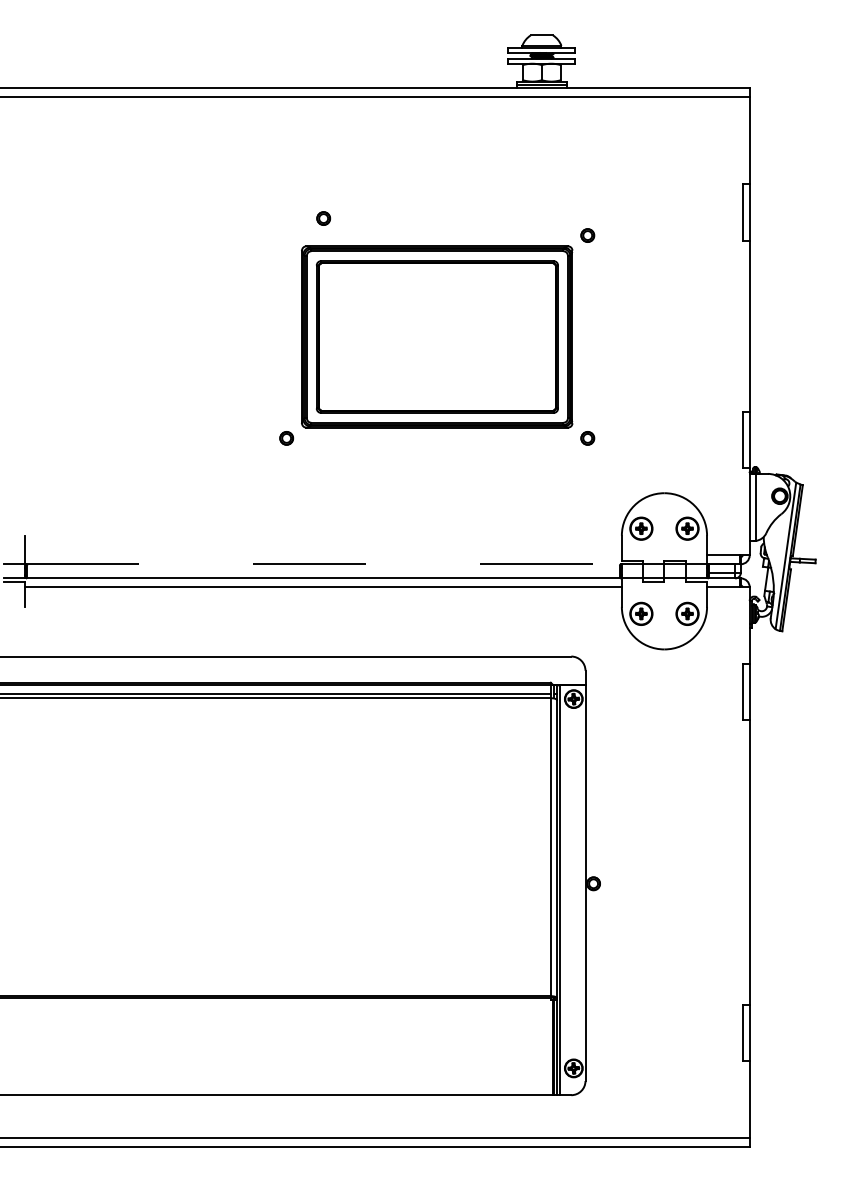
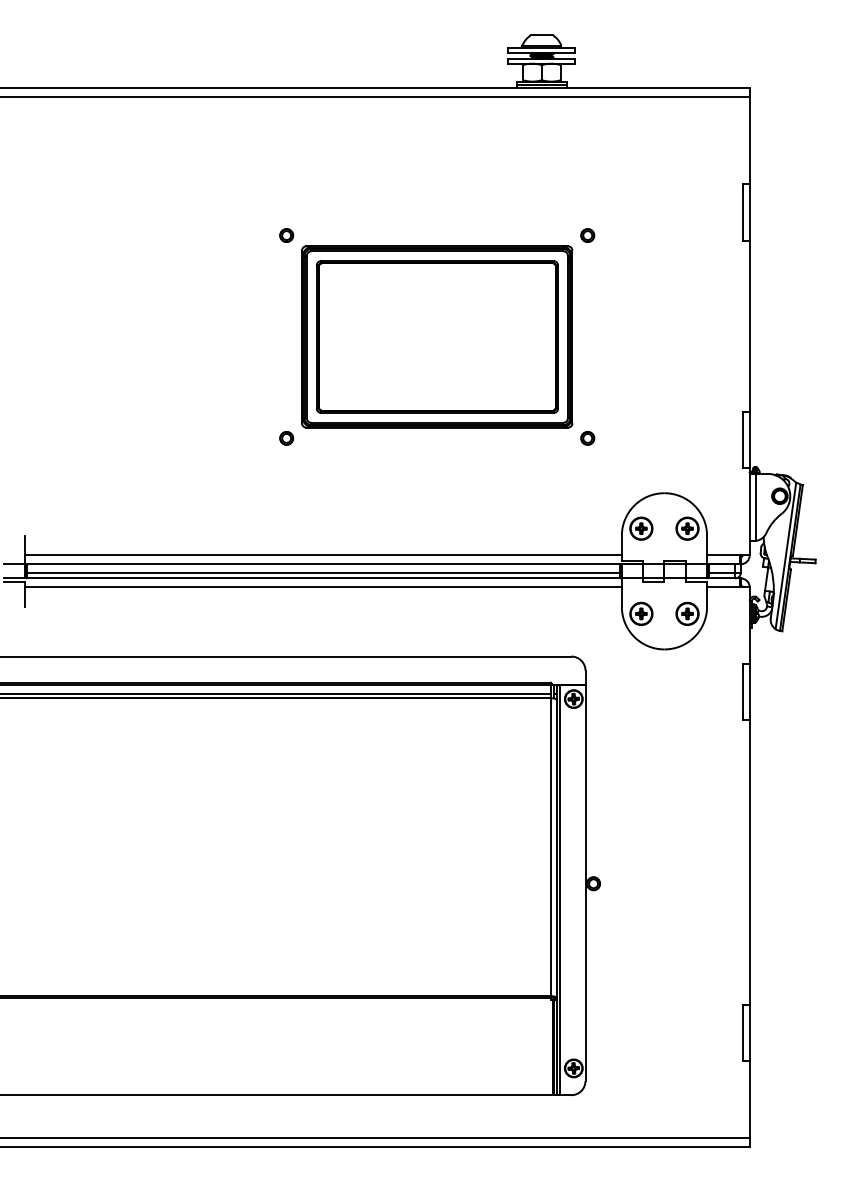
part position: (323, 218) -> (286, 235) (286, 235)
line: none -> present (323, 555)
line: dashed -> solid (334, 564)
line: none -> present (323, 572)
